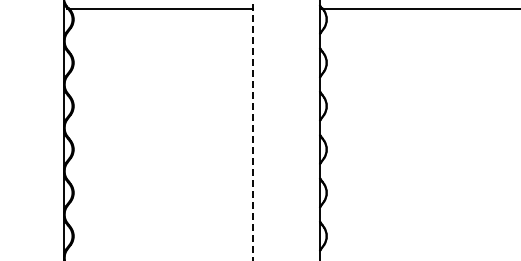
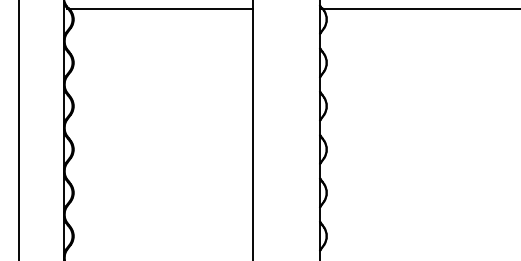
line: none -> present (19, 129)
line: dashed -> solid (252, 130)
